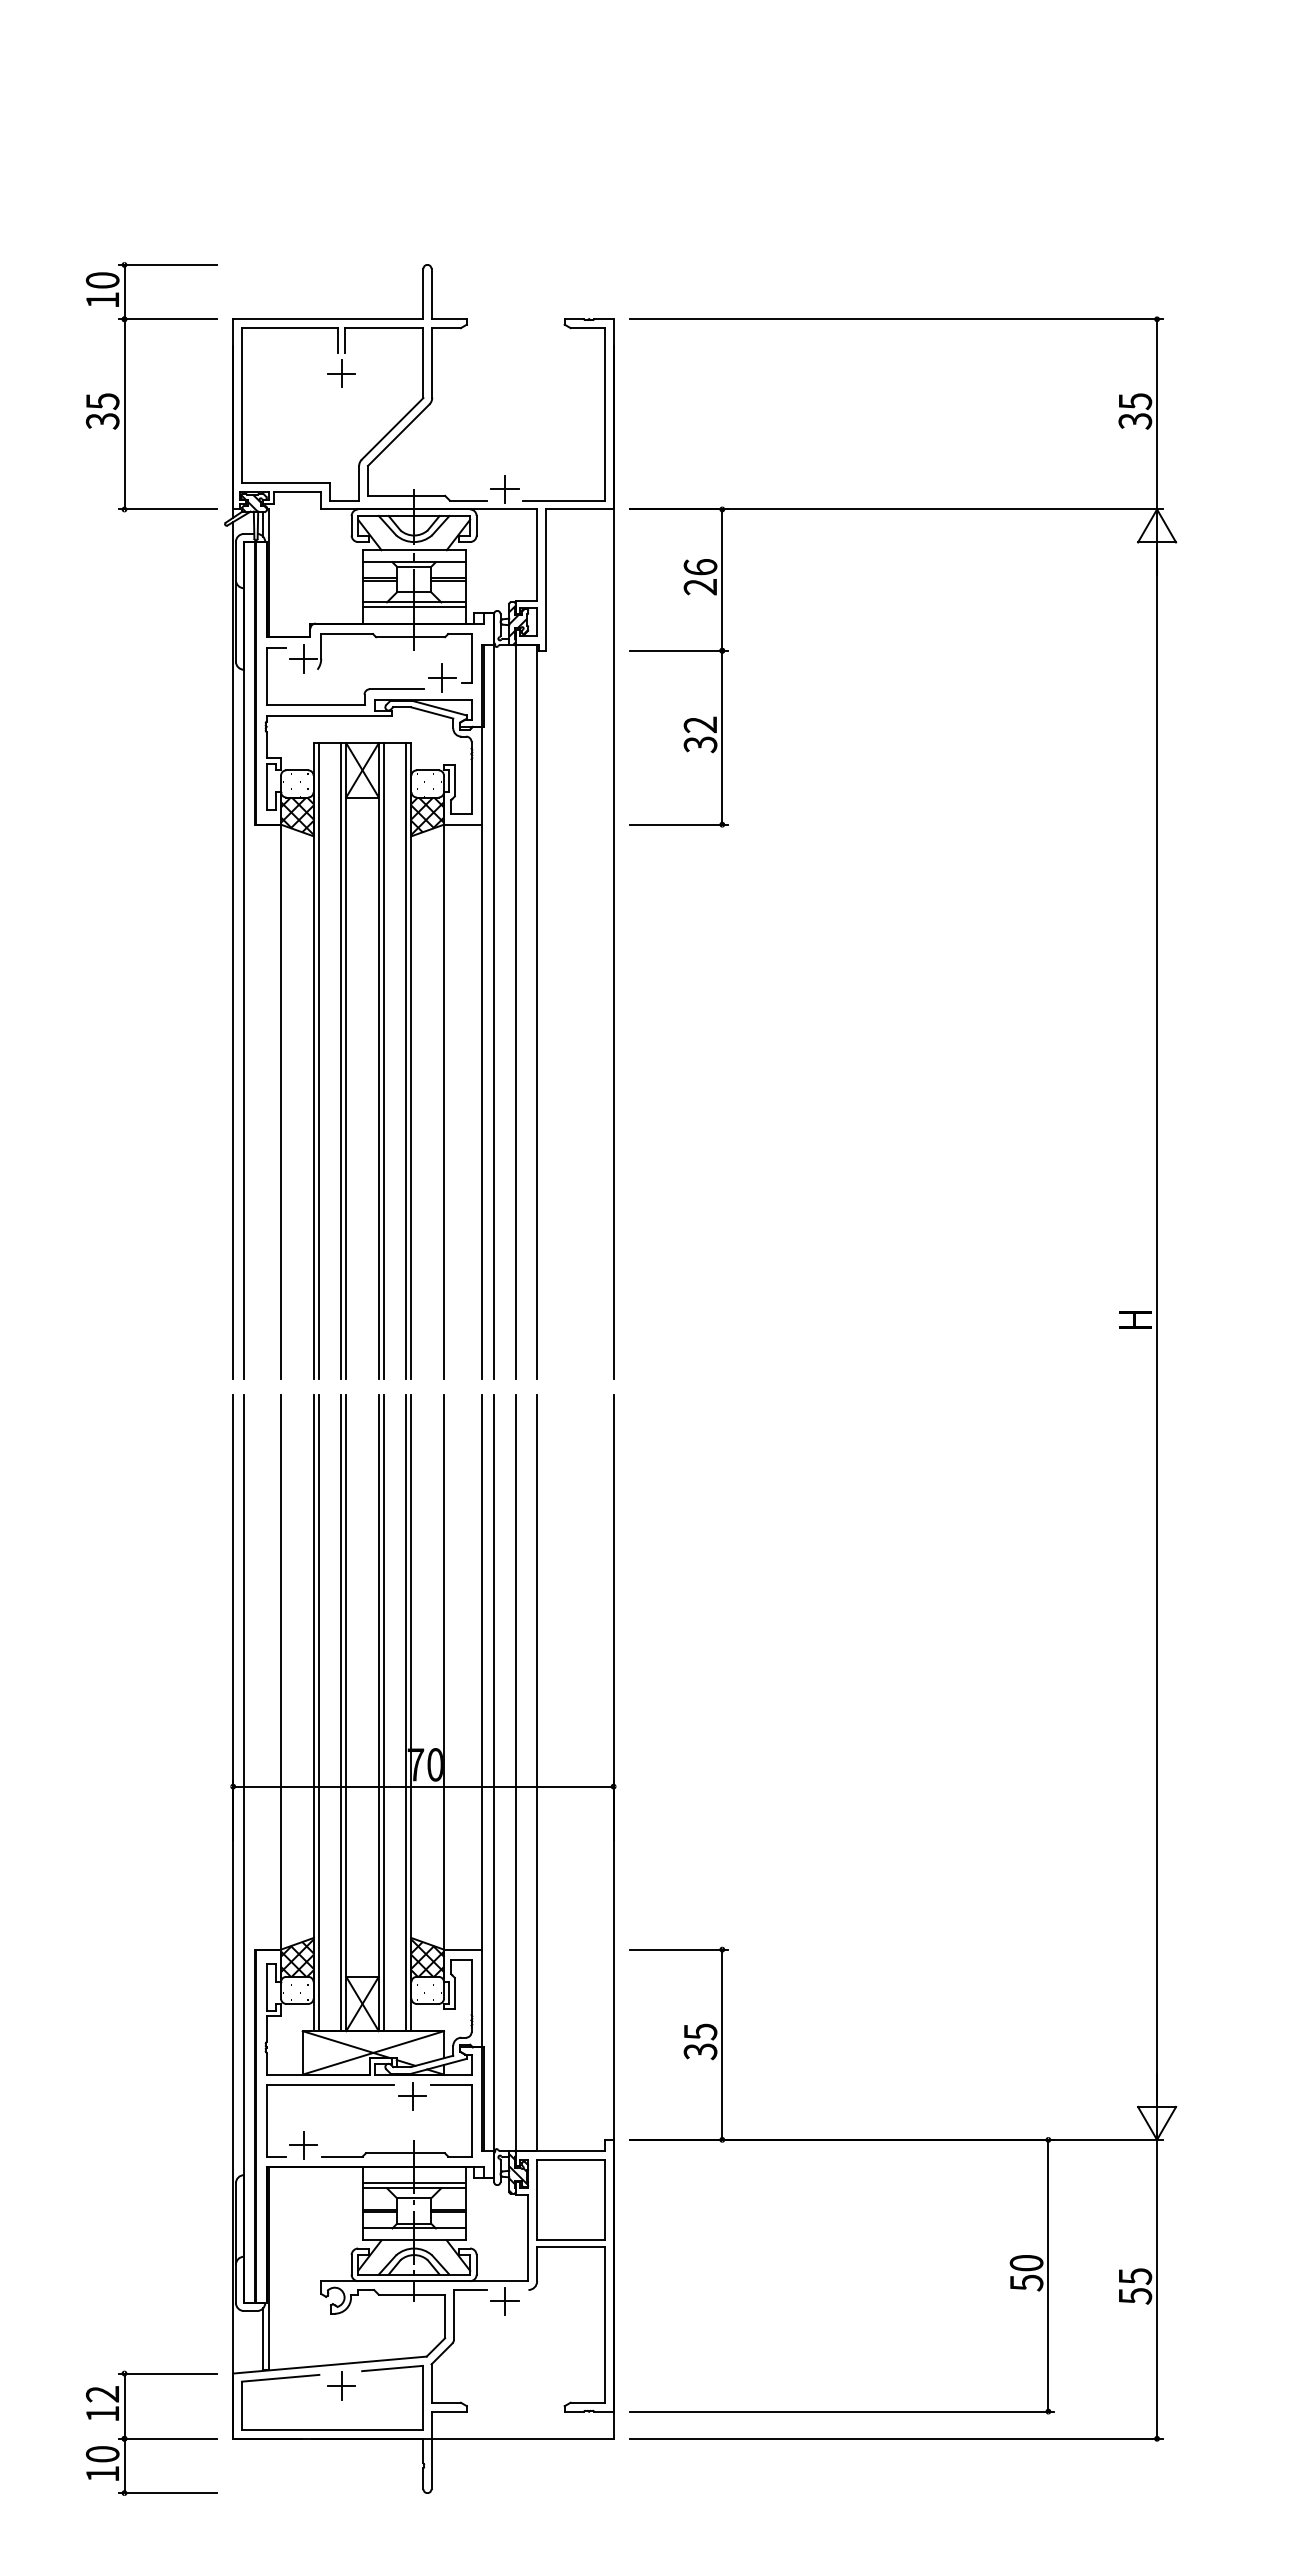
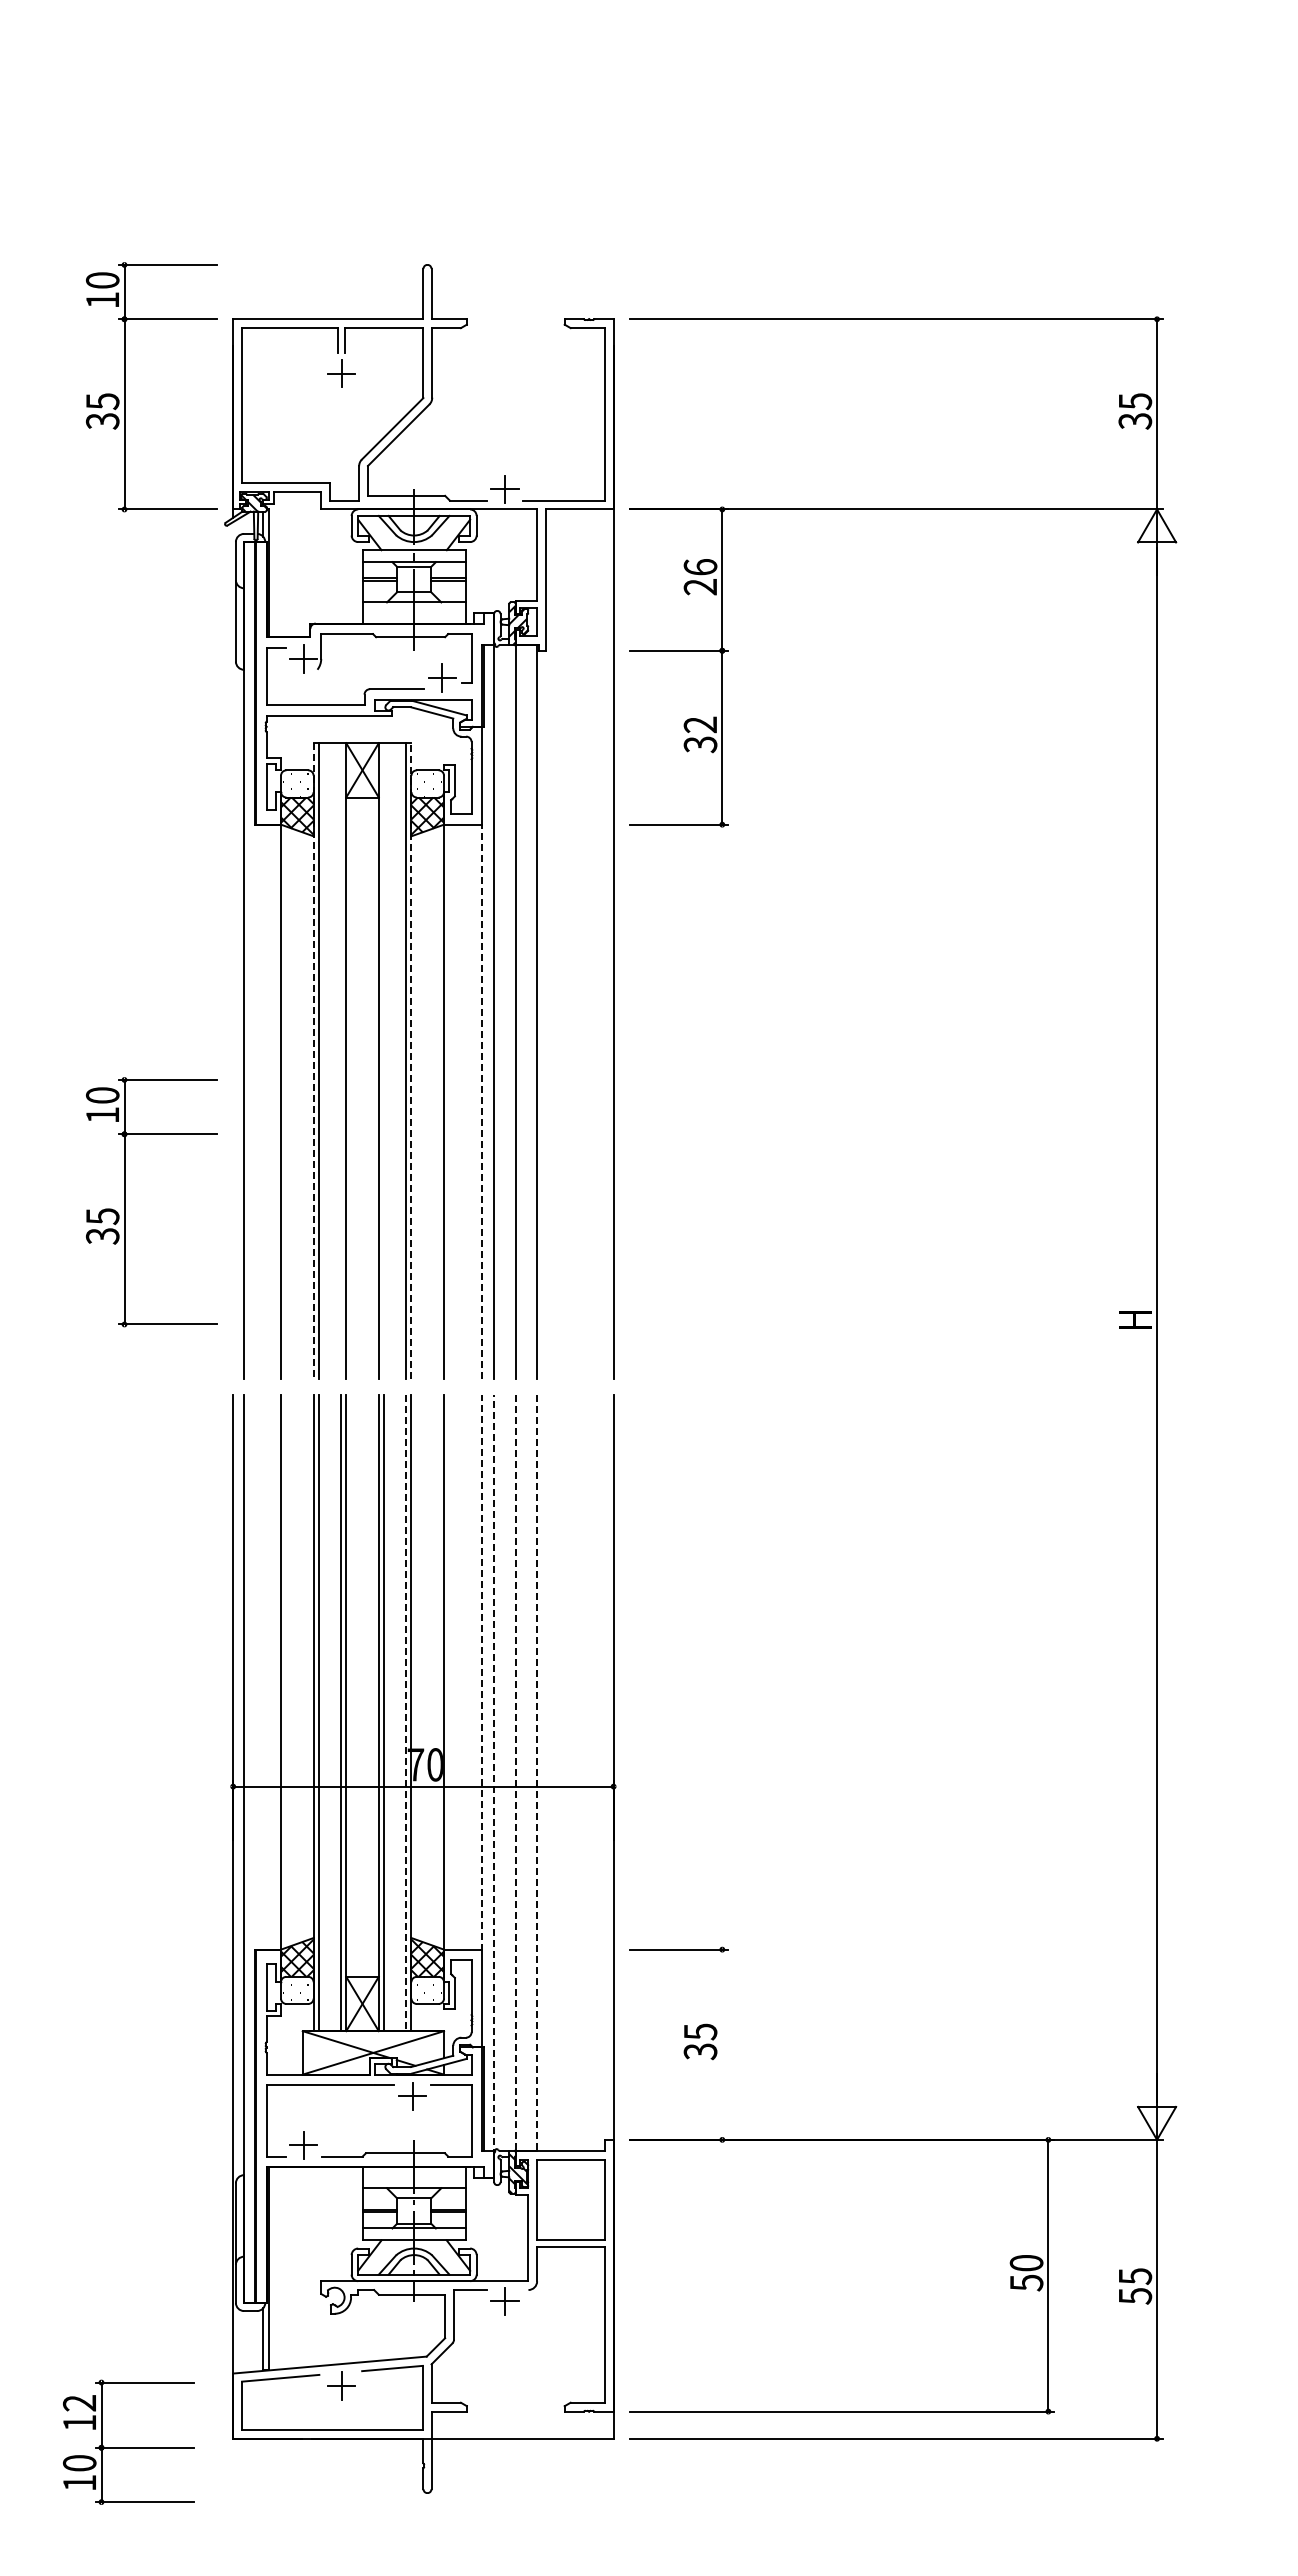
line: present -> none (413, 607)
line: present -> none (233, 950)
line: solid -> dashed (313, 1061)
line: present -> none (340, 1061)
line: present -> none (384, 1061)
line: solid -> dashed (411, 1061)
line: solid -> dashed (482, 1101)
part: none -> present (125, 1202)
line: solid -> dashed (482, 1673)
line: solid -> dashed (406, 1713)
line: solid -> dashed (515, 1773)
line: solid -> dashed (536, 1773)
line: solid -> dashed (494, 1786)
line: present -> none (722, 2044)
line: present -> none (413, 2183)
part position: (151, 2432) -> (128, 2441) (128, 2441)
